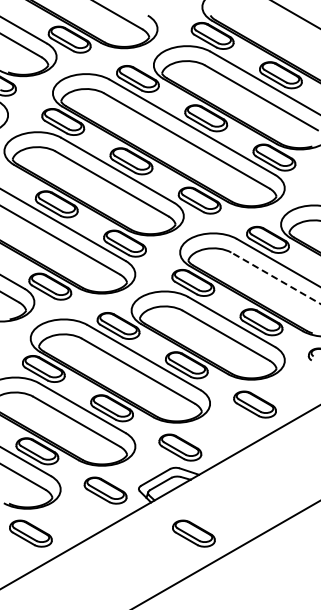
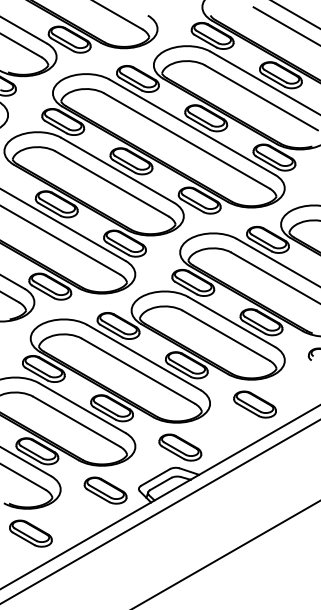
line: none -> present (285, 25)
line: dashed -> solid (276, 278)
line: none -> present (159, 512)
part: present -> none (193, 533)
